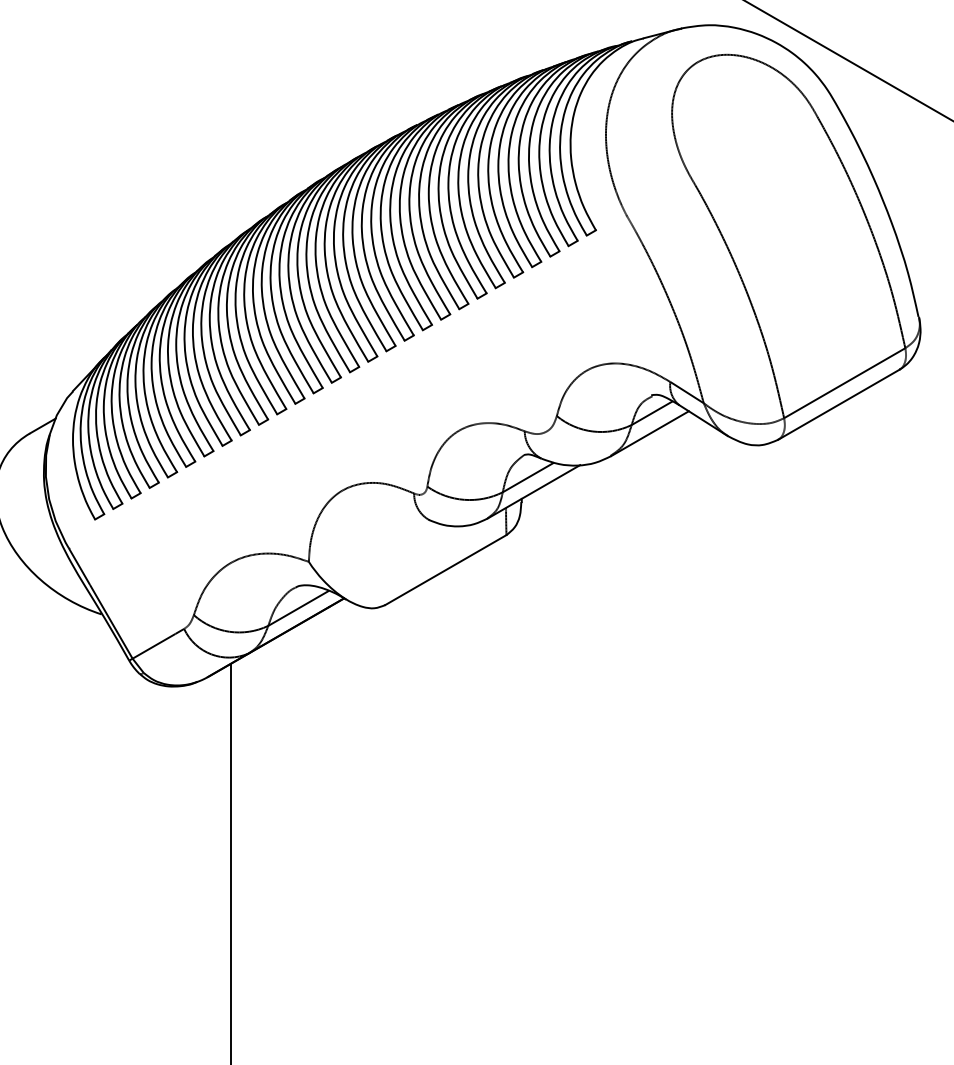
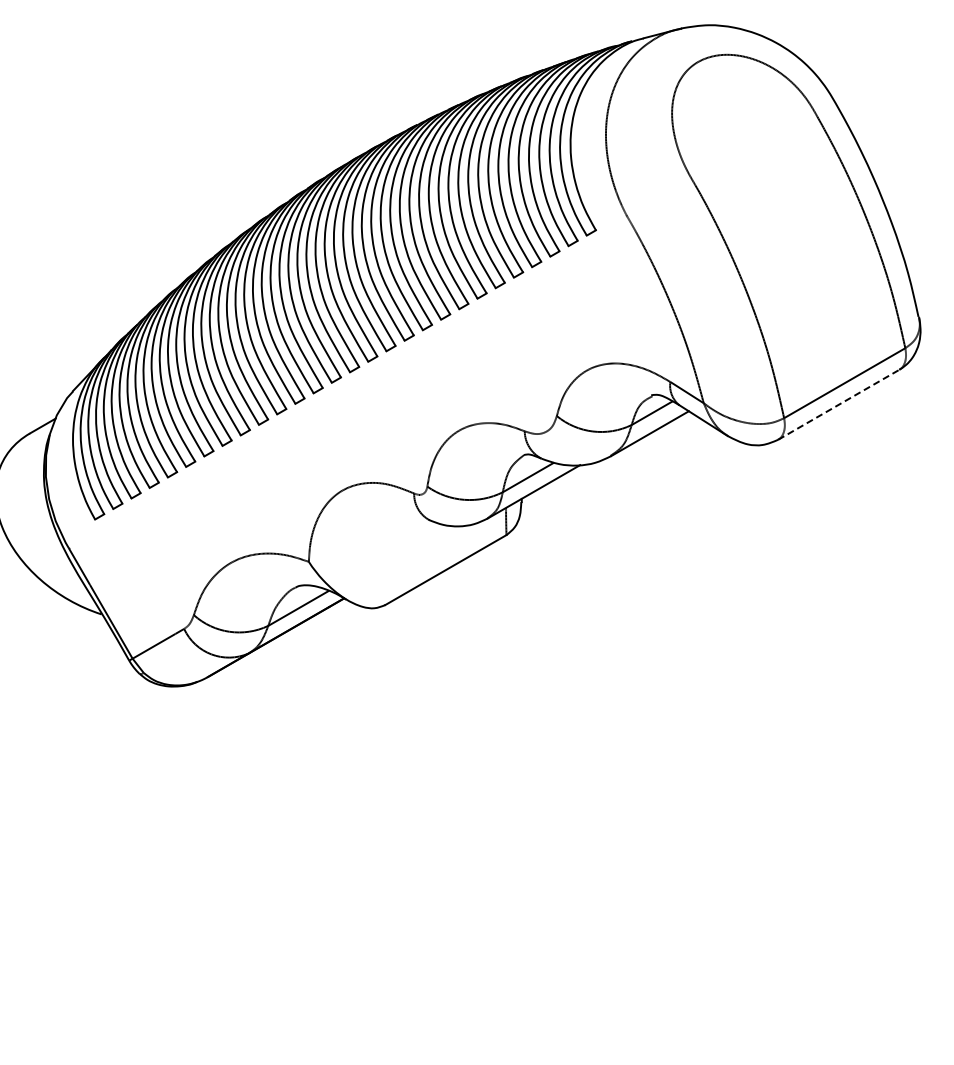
line: present -> none (848, 60)
line: solid -> dashed (838, 404)
line: present -> none (231, 862)
